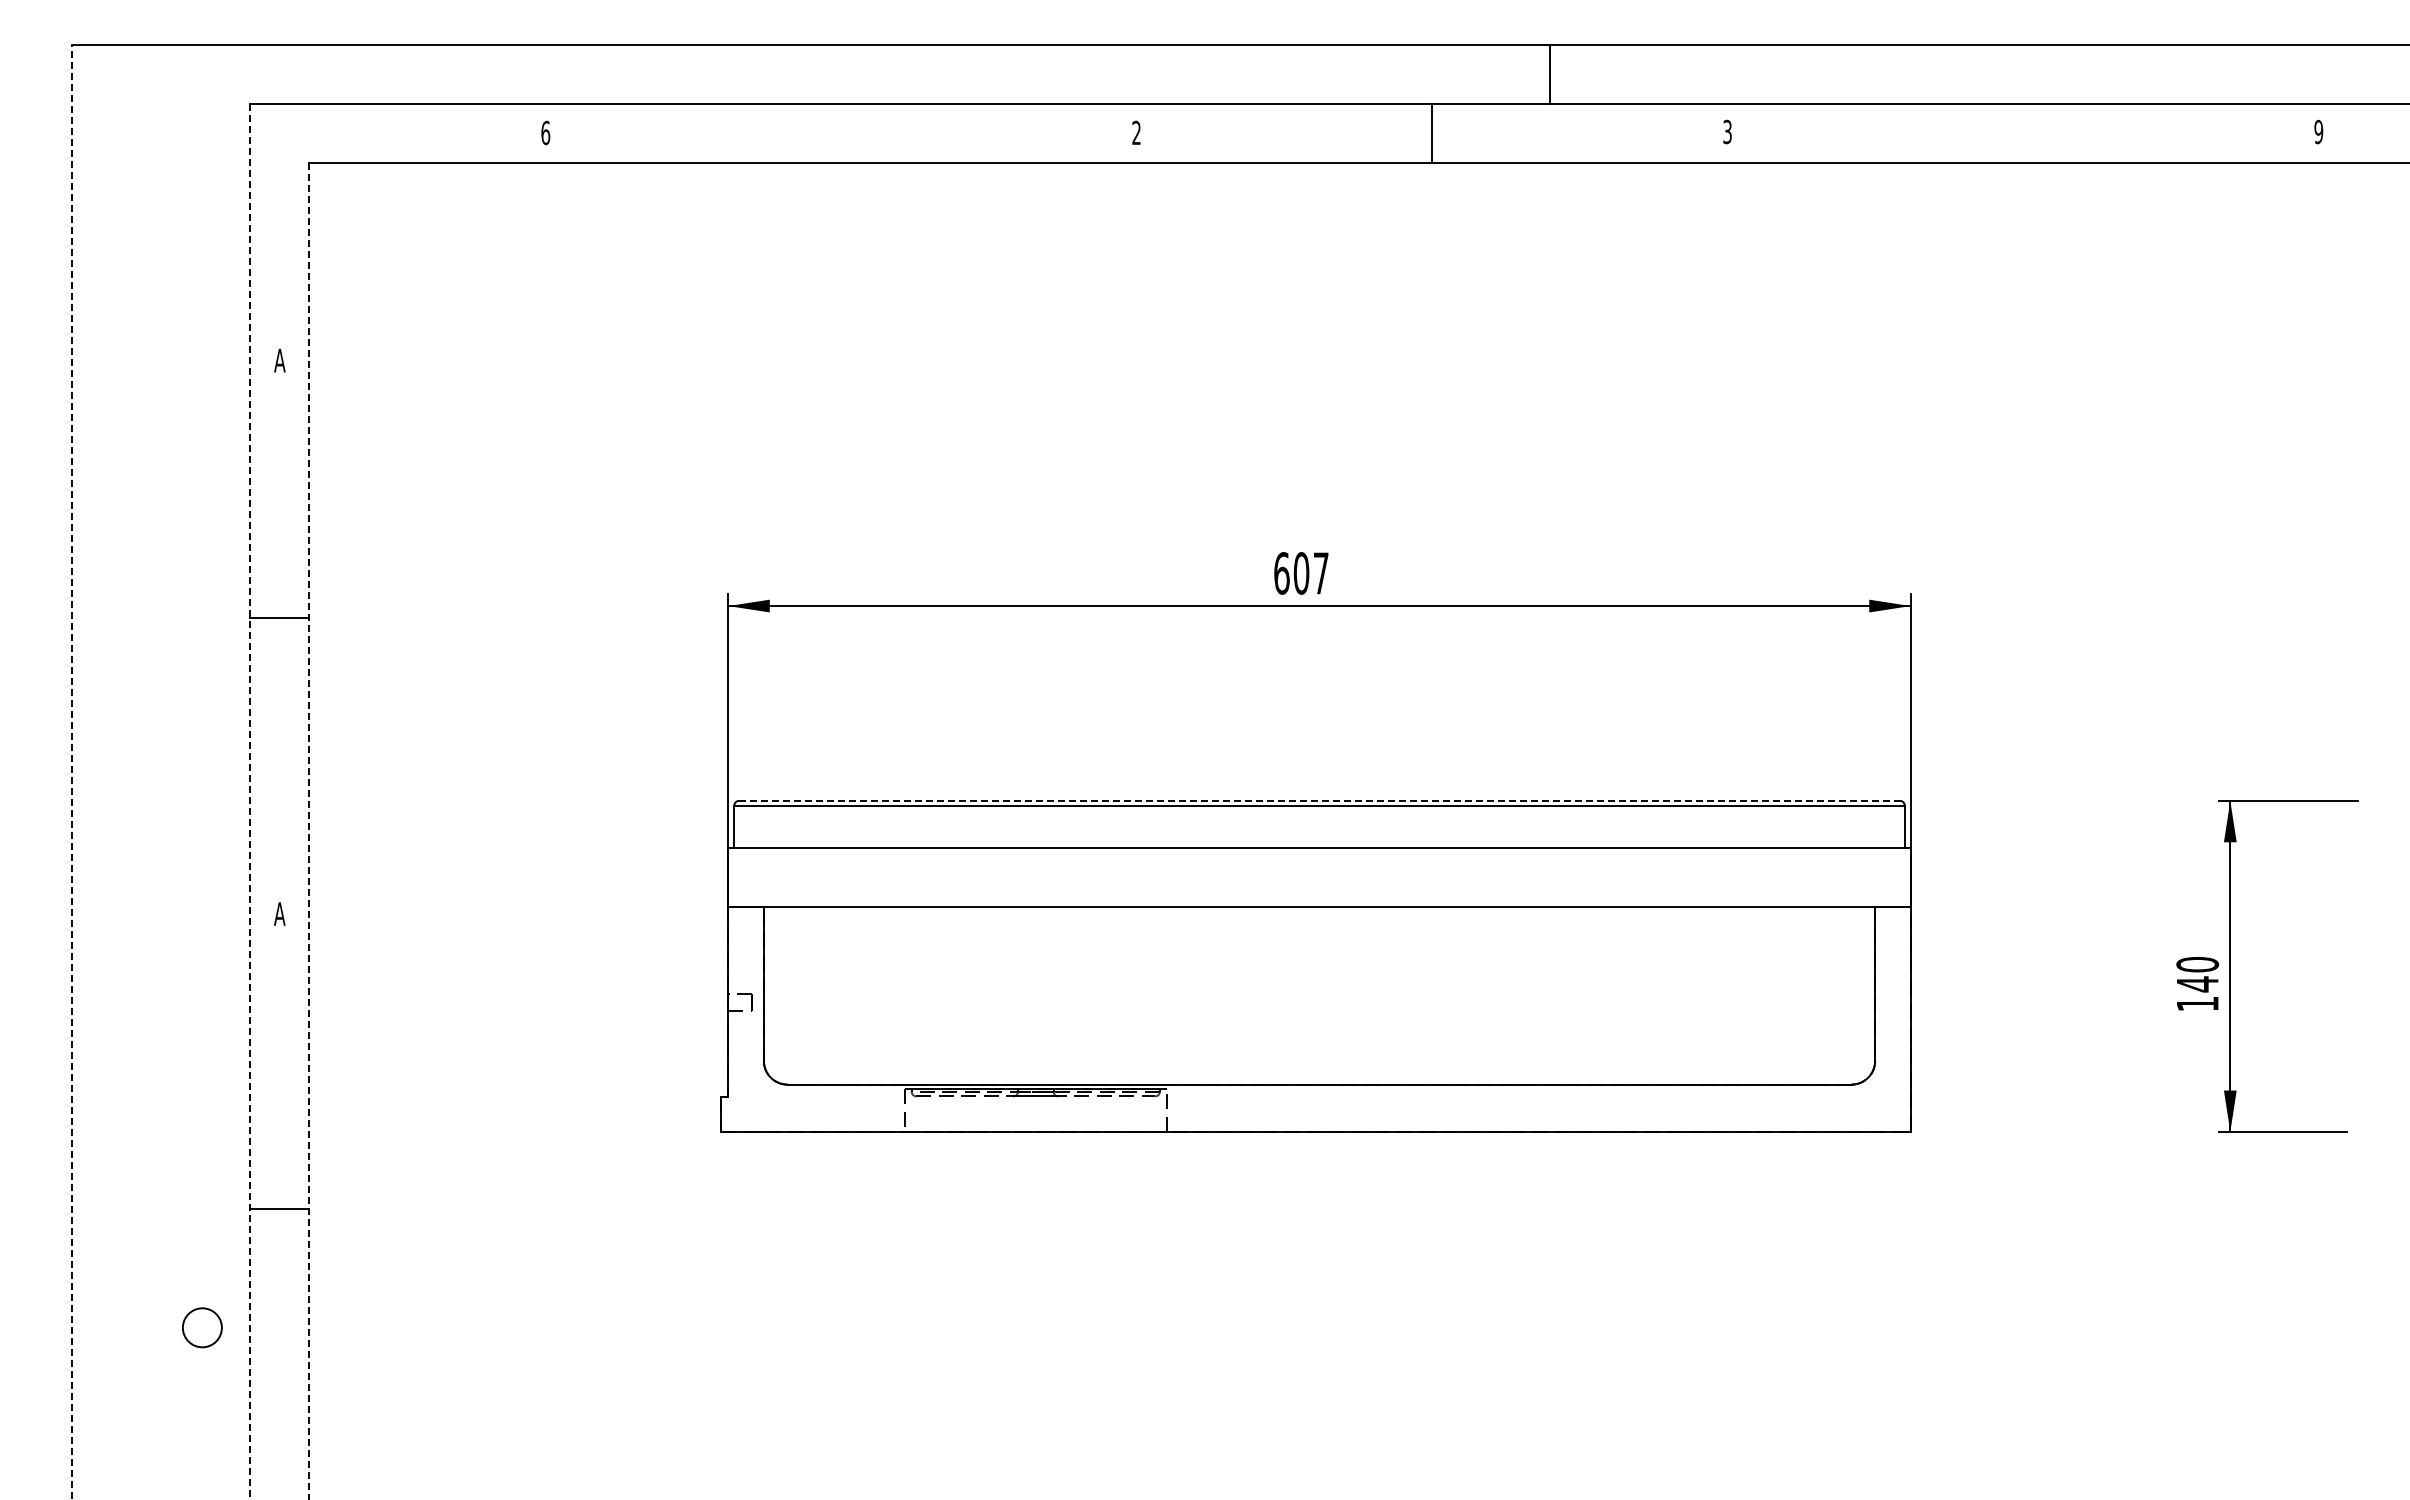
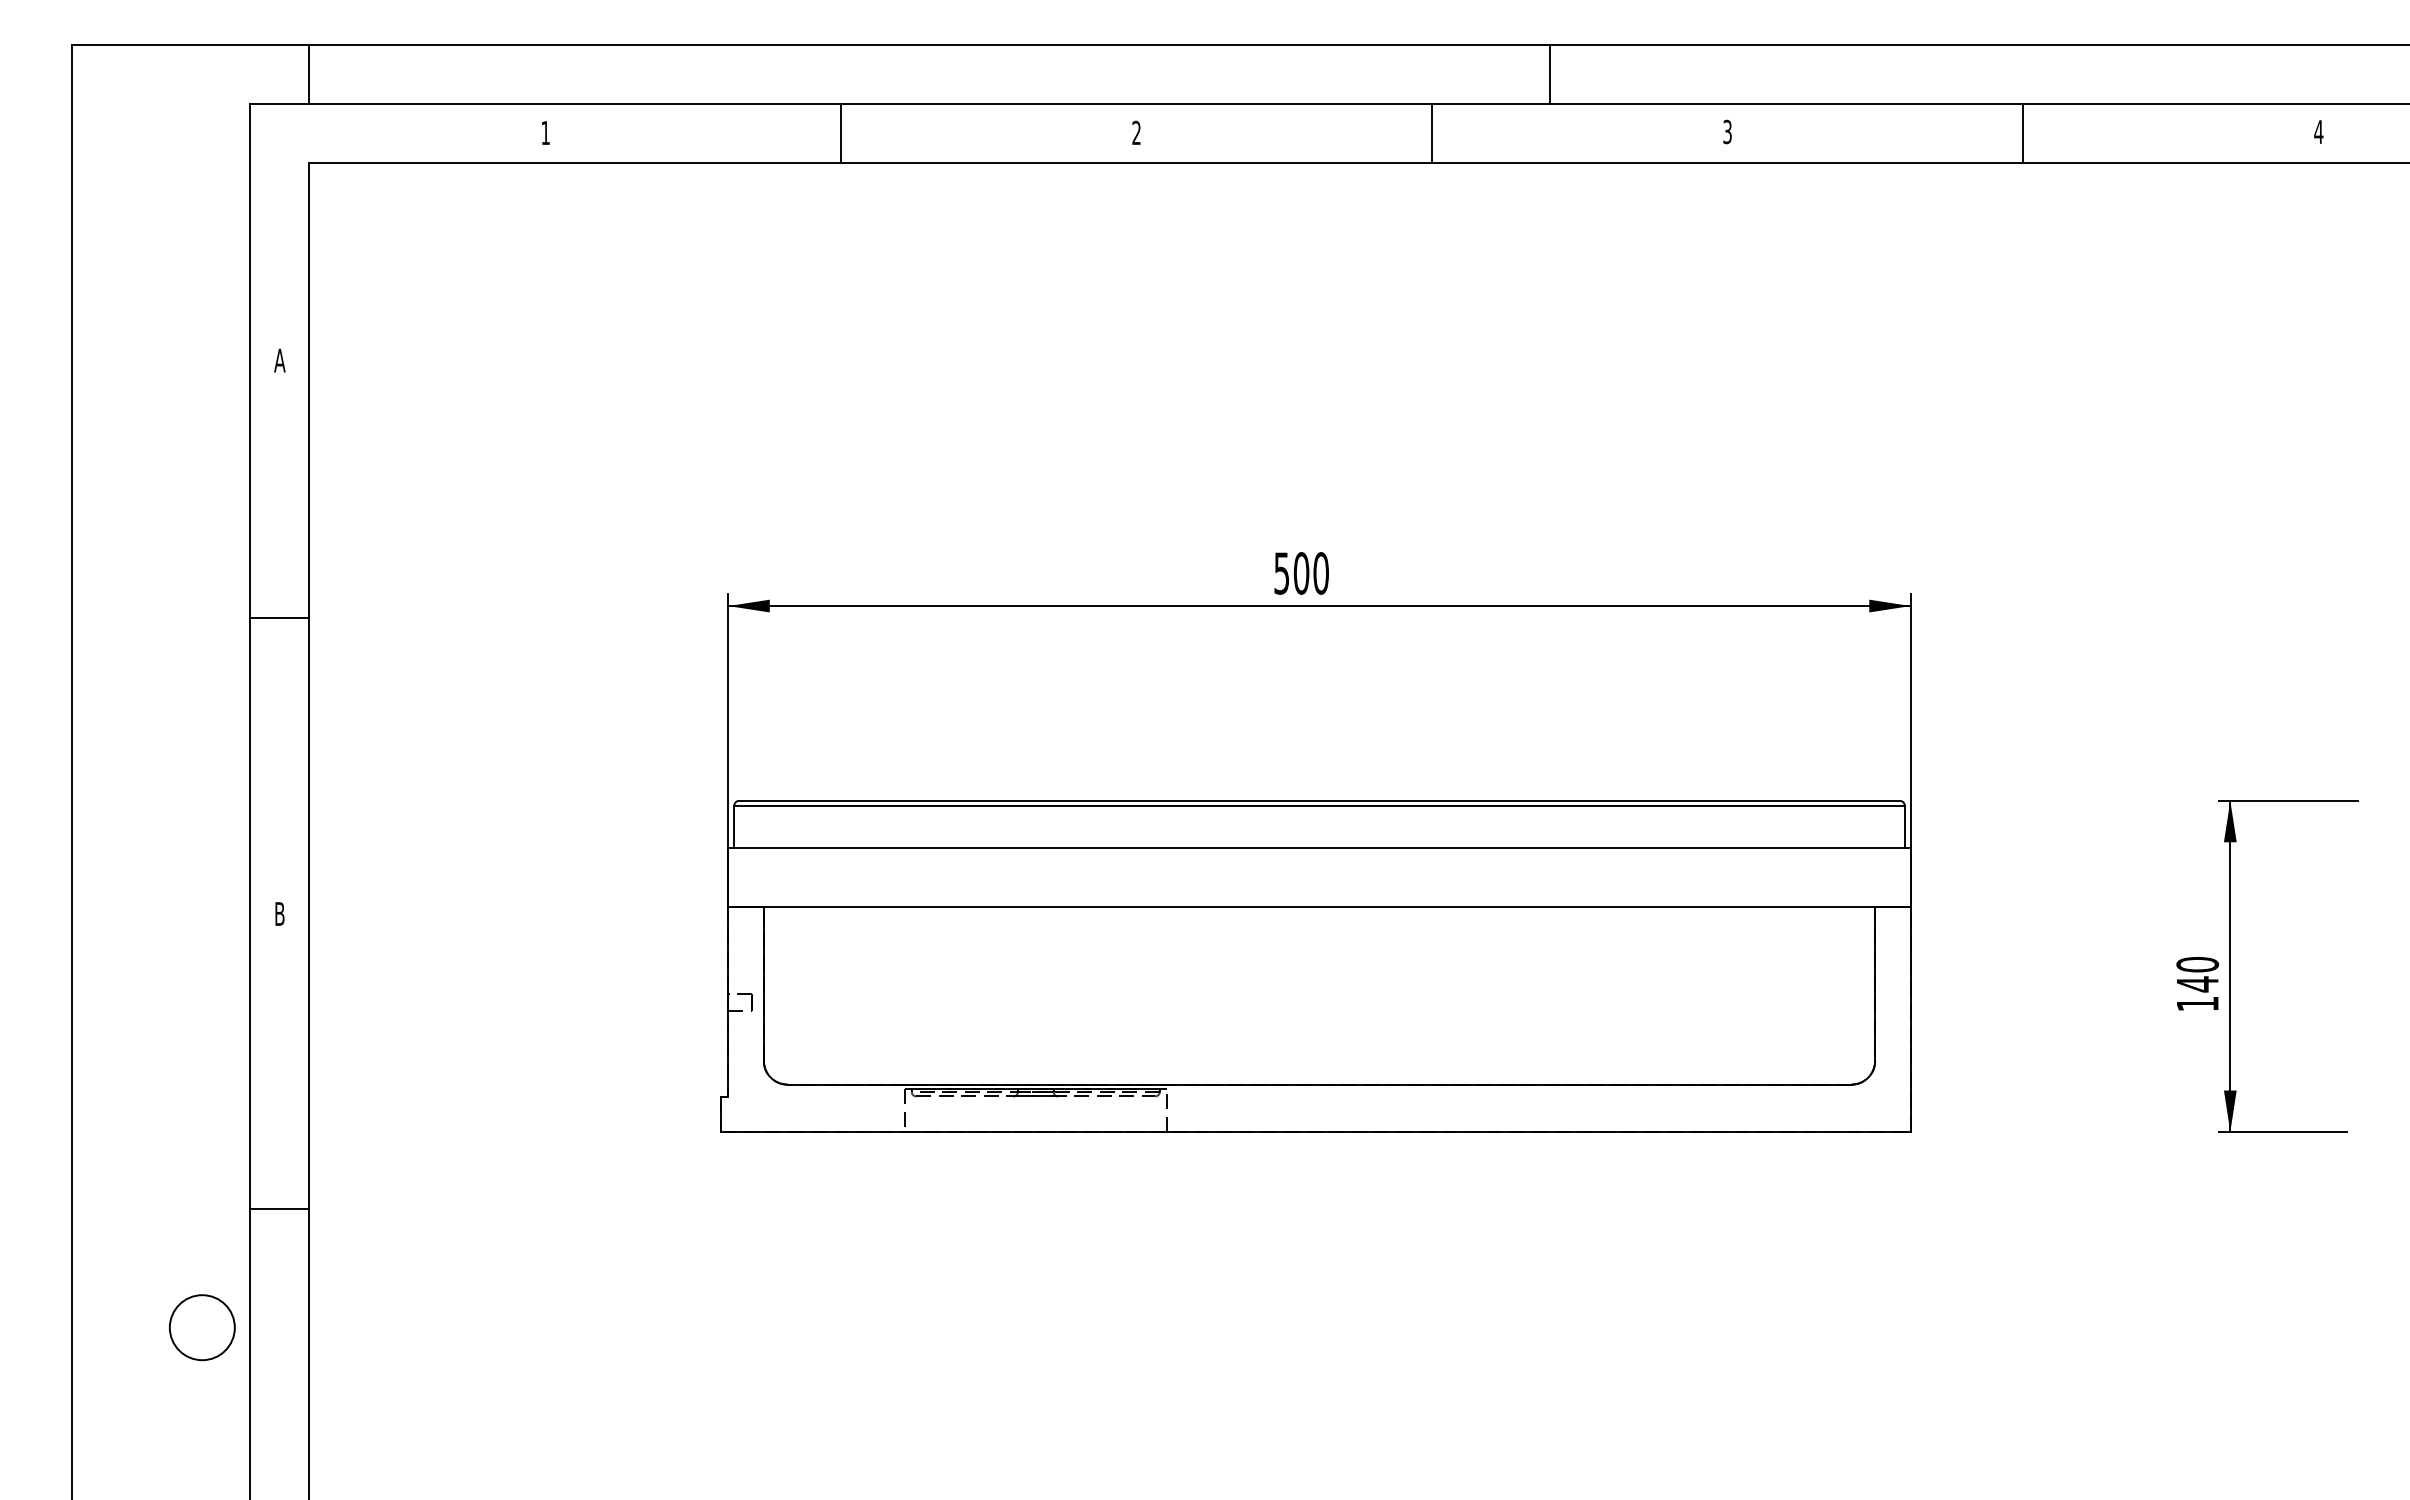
line: none -> present (308, 74)
text: 9 -> 4 (2318, 131)
text: 6 -> 1 (545, 132)
line: none -> present (840, 133)
line: none -> present (2022, 133)
text: 607 -> 500 (1301, 573)
line: dashed -> solid (72, 771)
line: dashed -> solid (1320, 800)
line: dashed -> solid (249, 802)
line: dashed -> solid (308, 831)
text: A -> B (279, 913)
circle size: 41x42 px -> 67x68 px (202, 1327)
